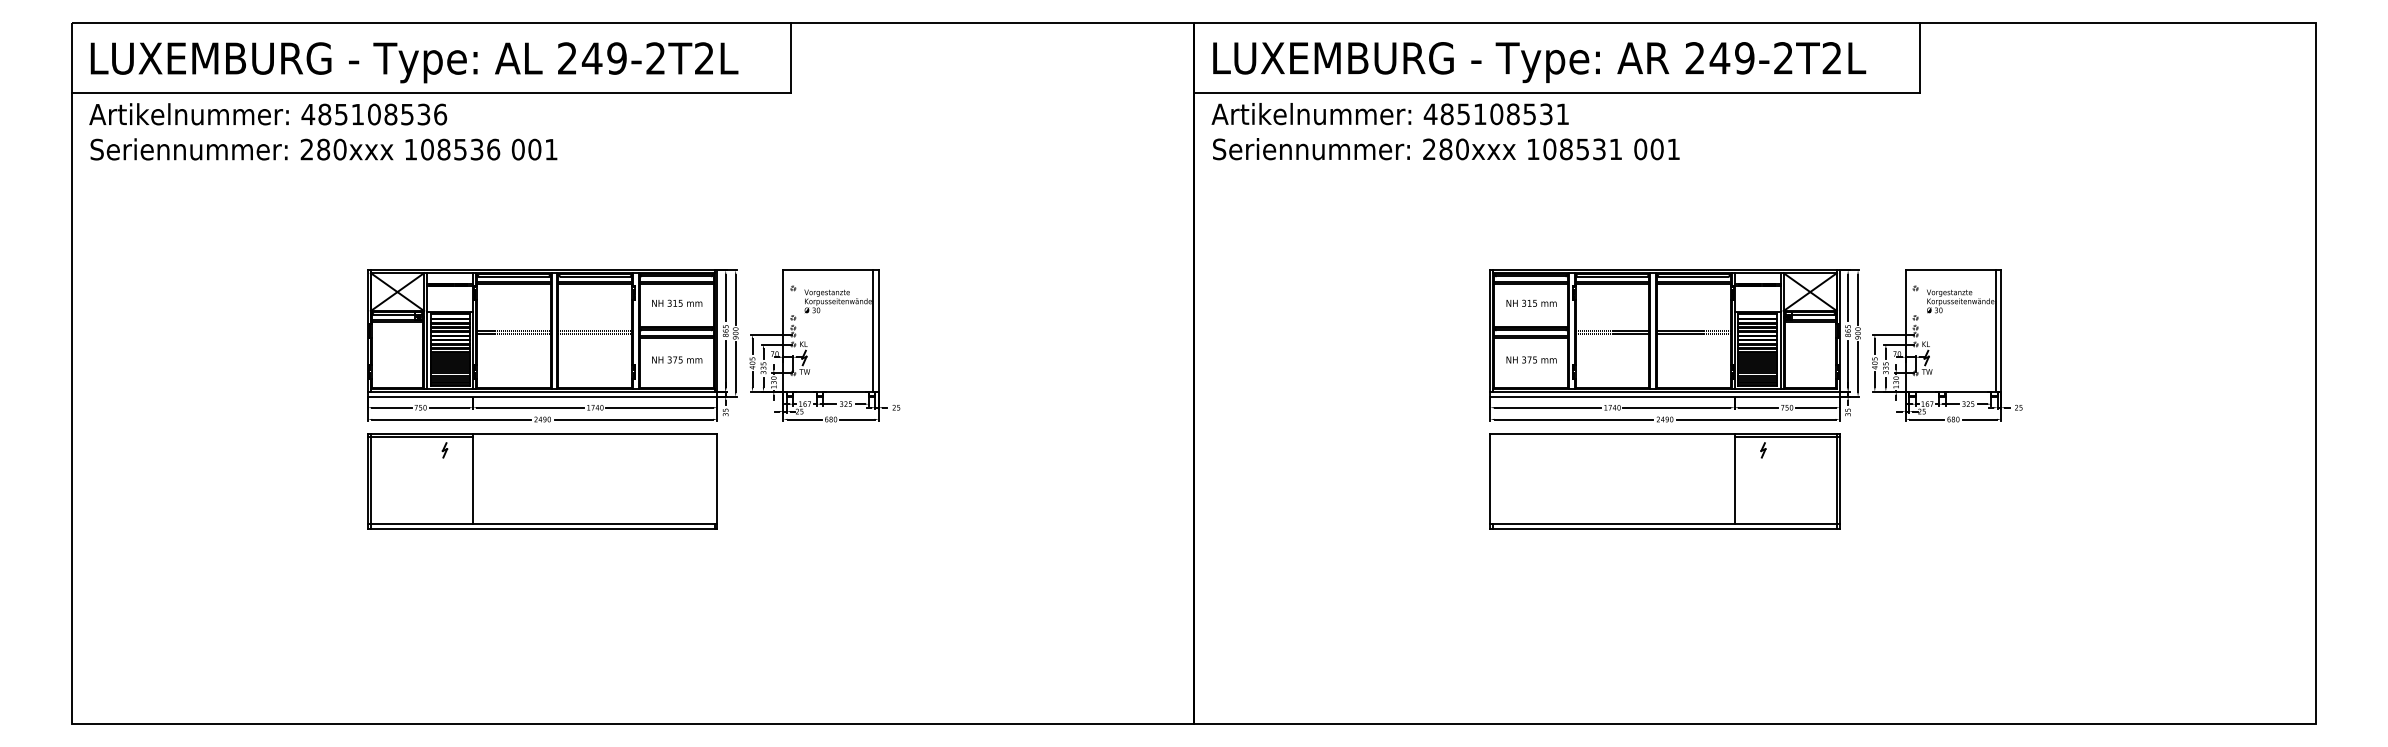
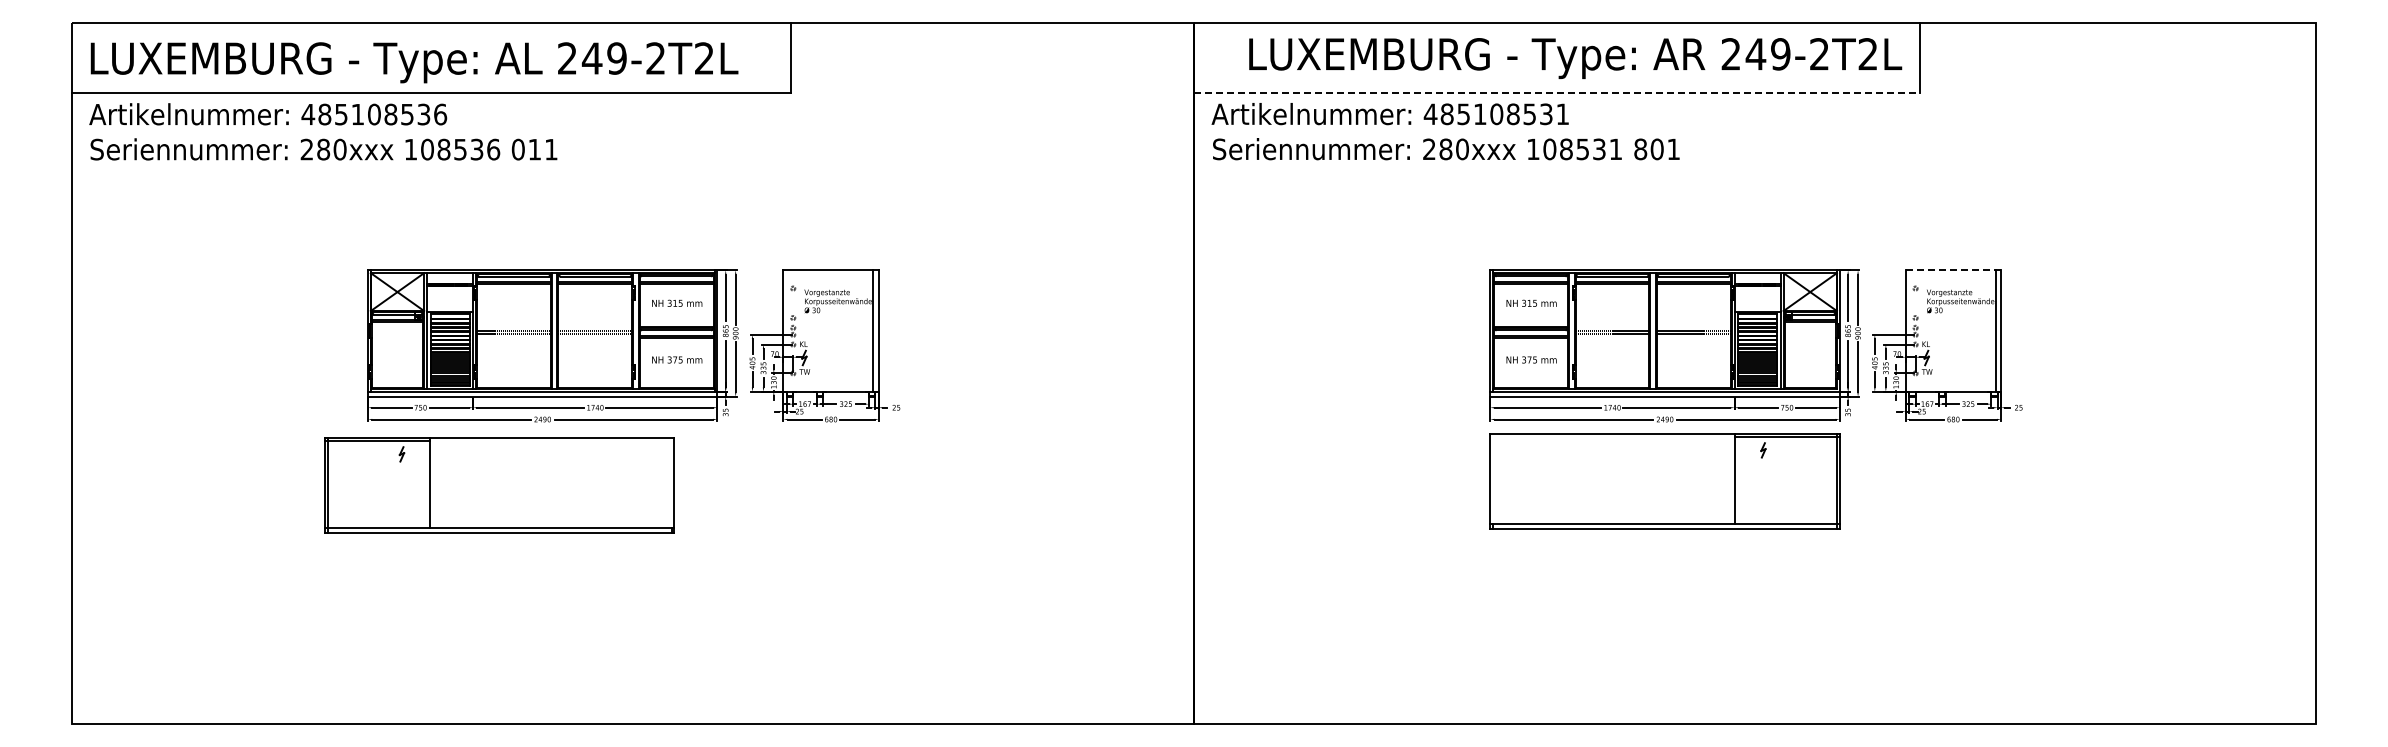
text position: (1539, 62) -> (1575, 58) (1575, 58)
line: solid -> dashed (1556, 92)
text: 001 -> 801 (1640, 148)
text: 001 -> 011 (534, 149)
line: solid -> dashed (1953, 270)
part position: (542, 481) -> (499, 485) (499, 485)
